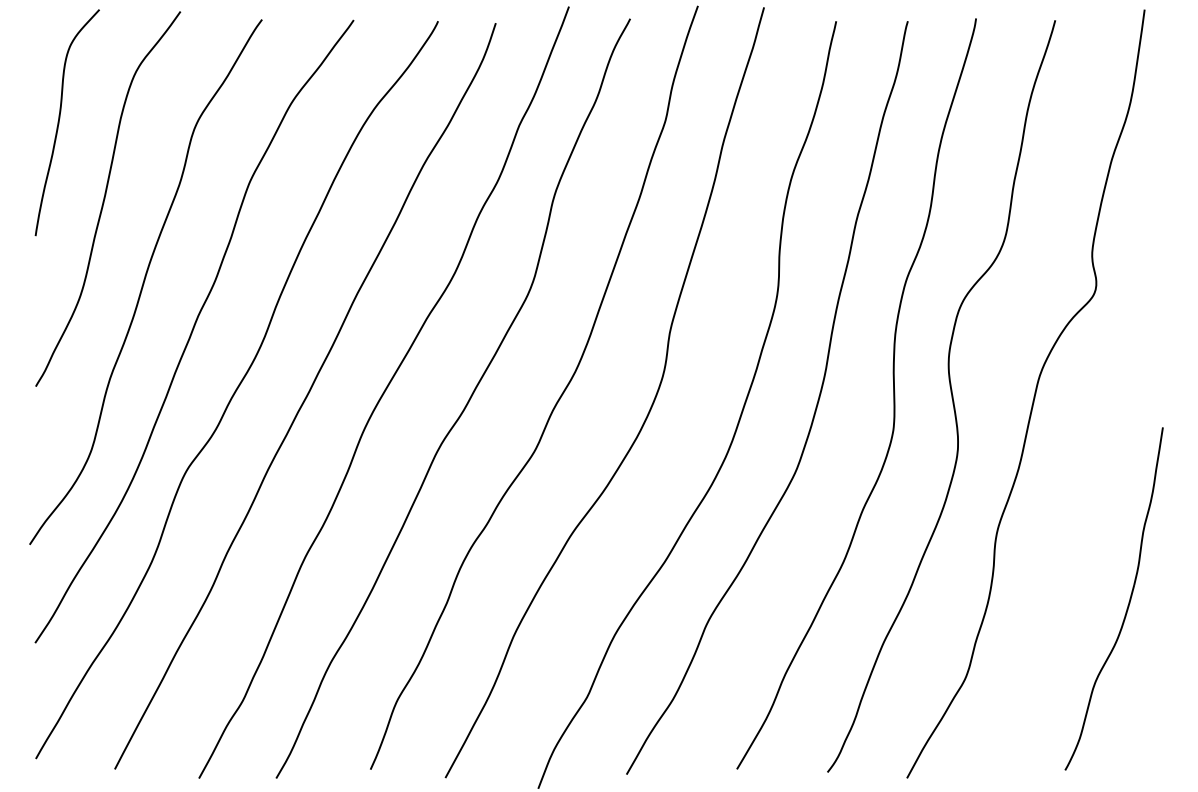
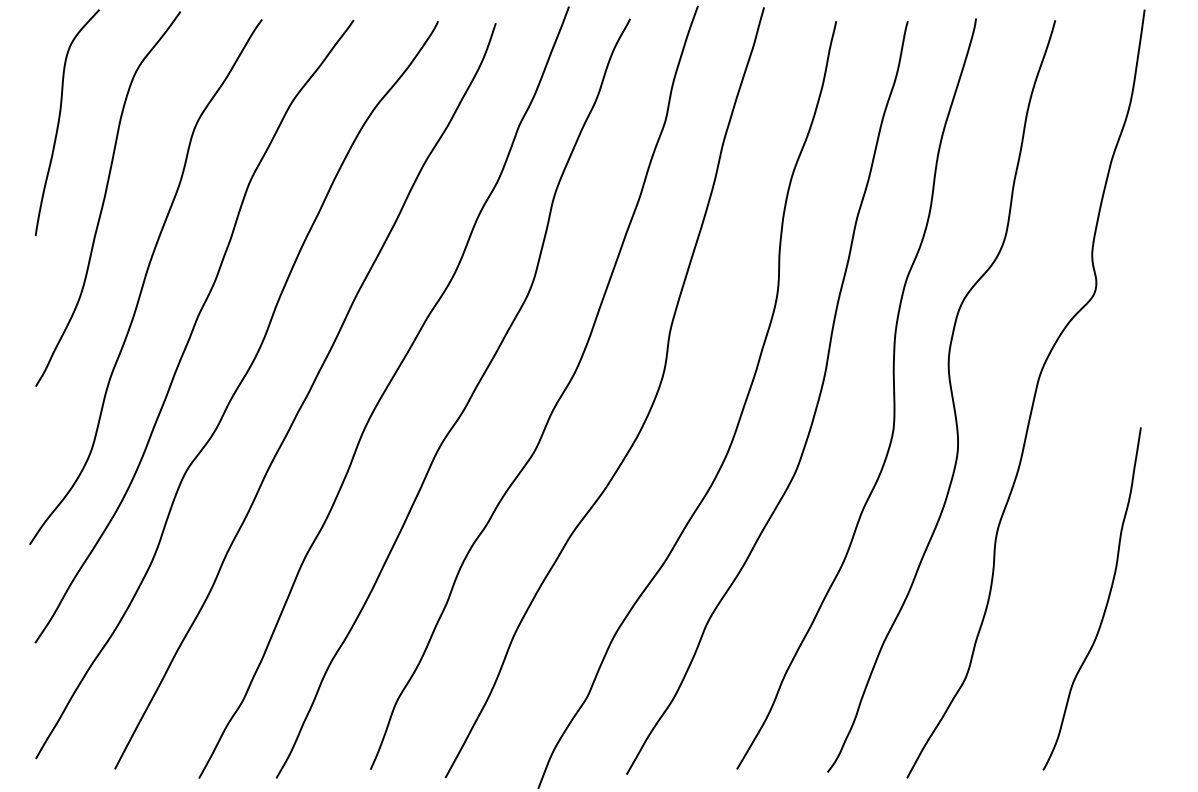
part position: (1128, 601) -> (1106, 601) (1106, 601)
